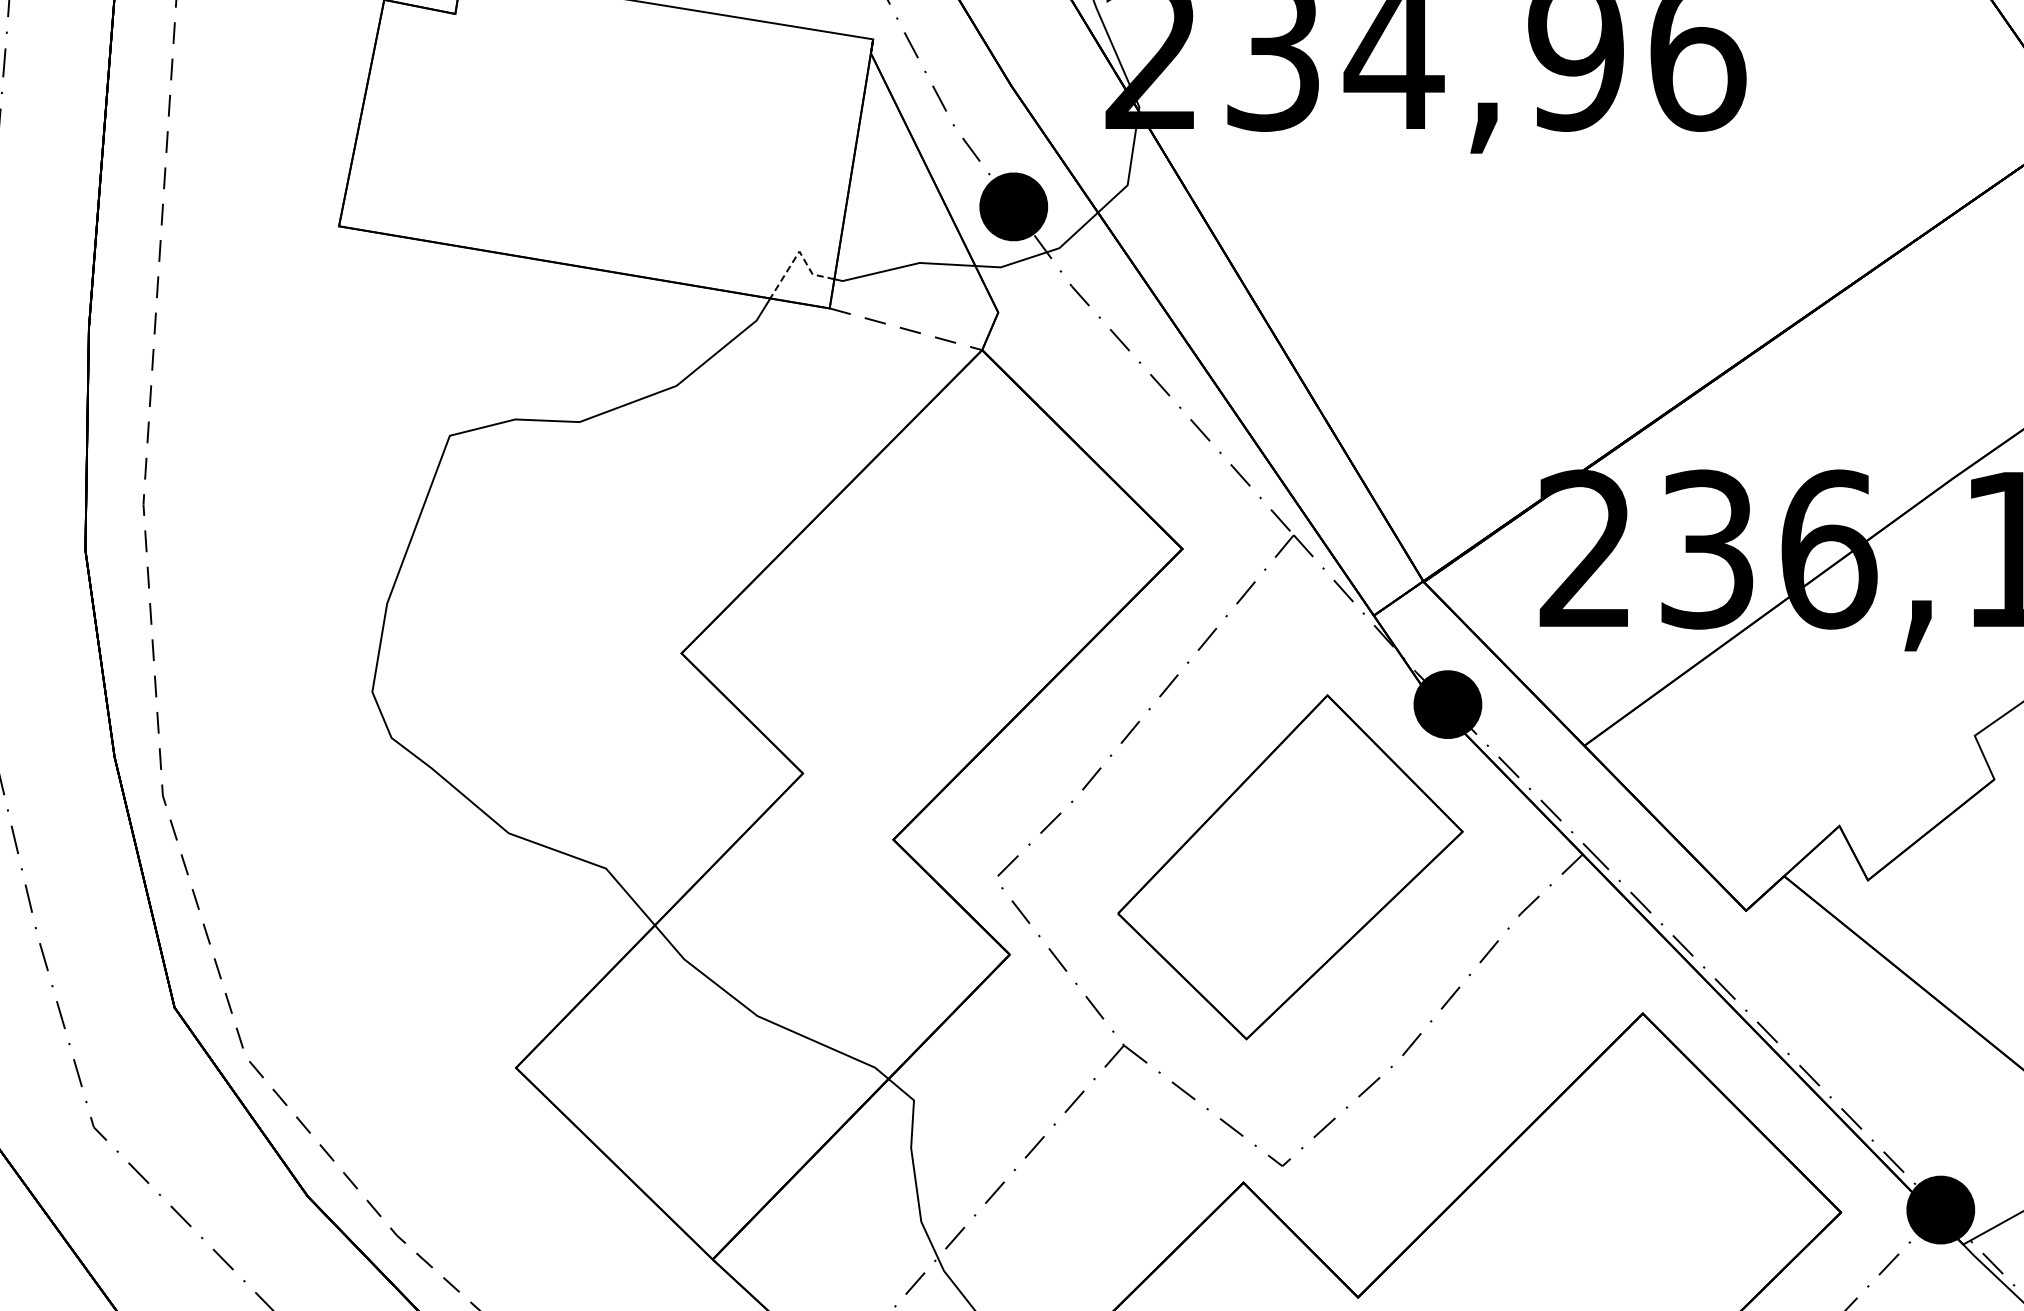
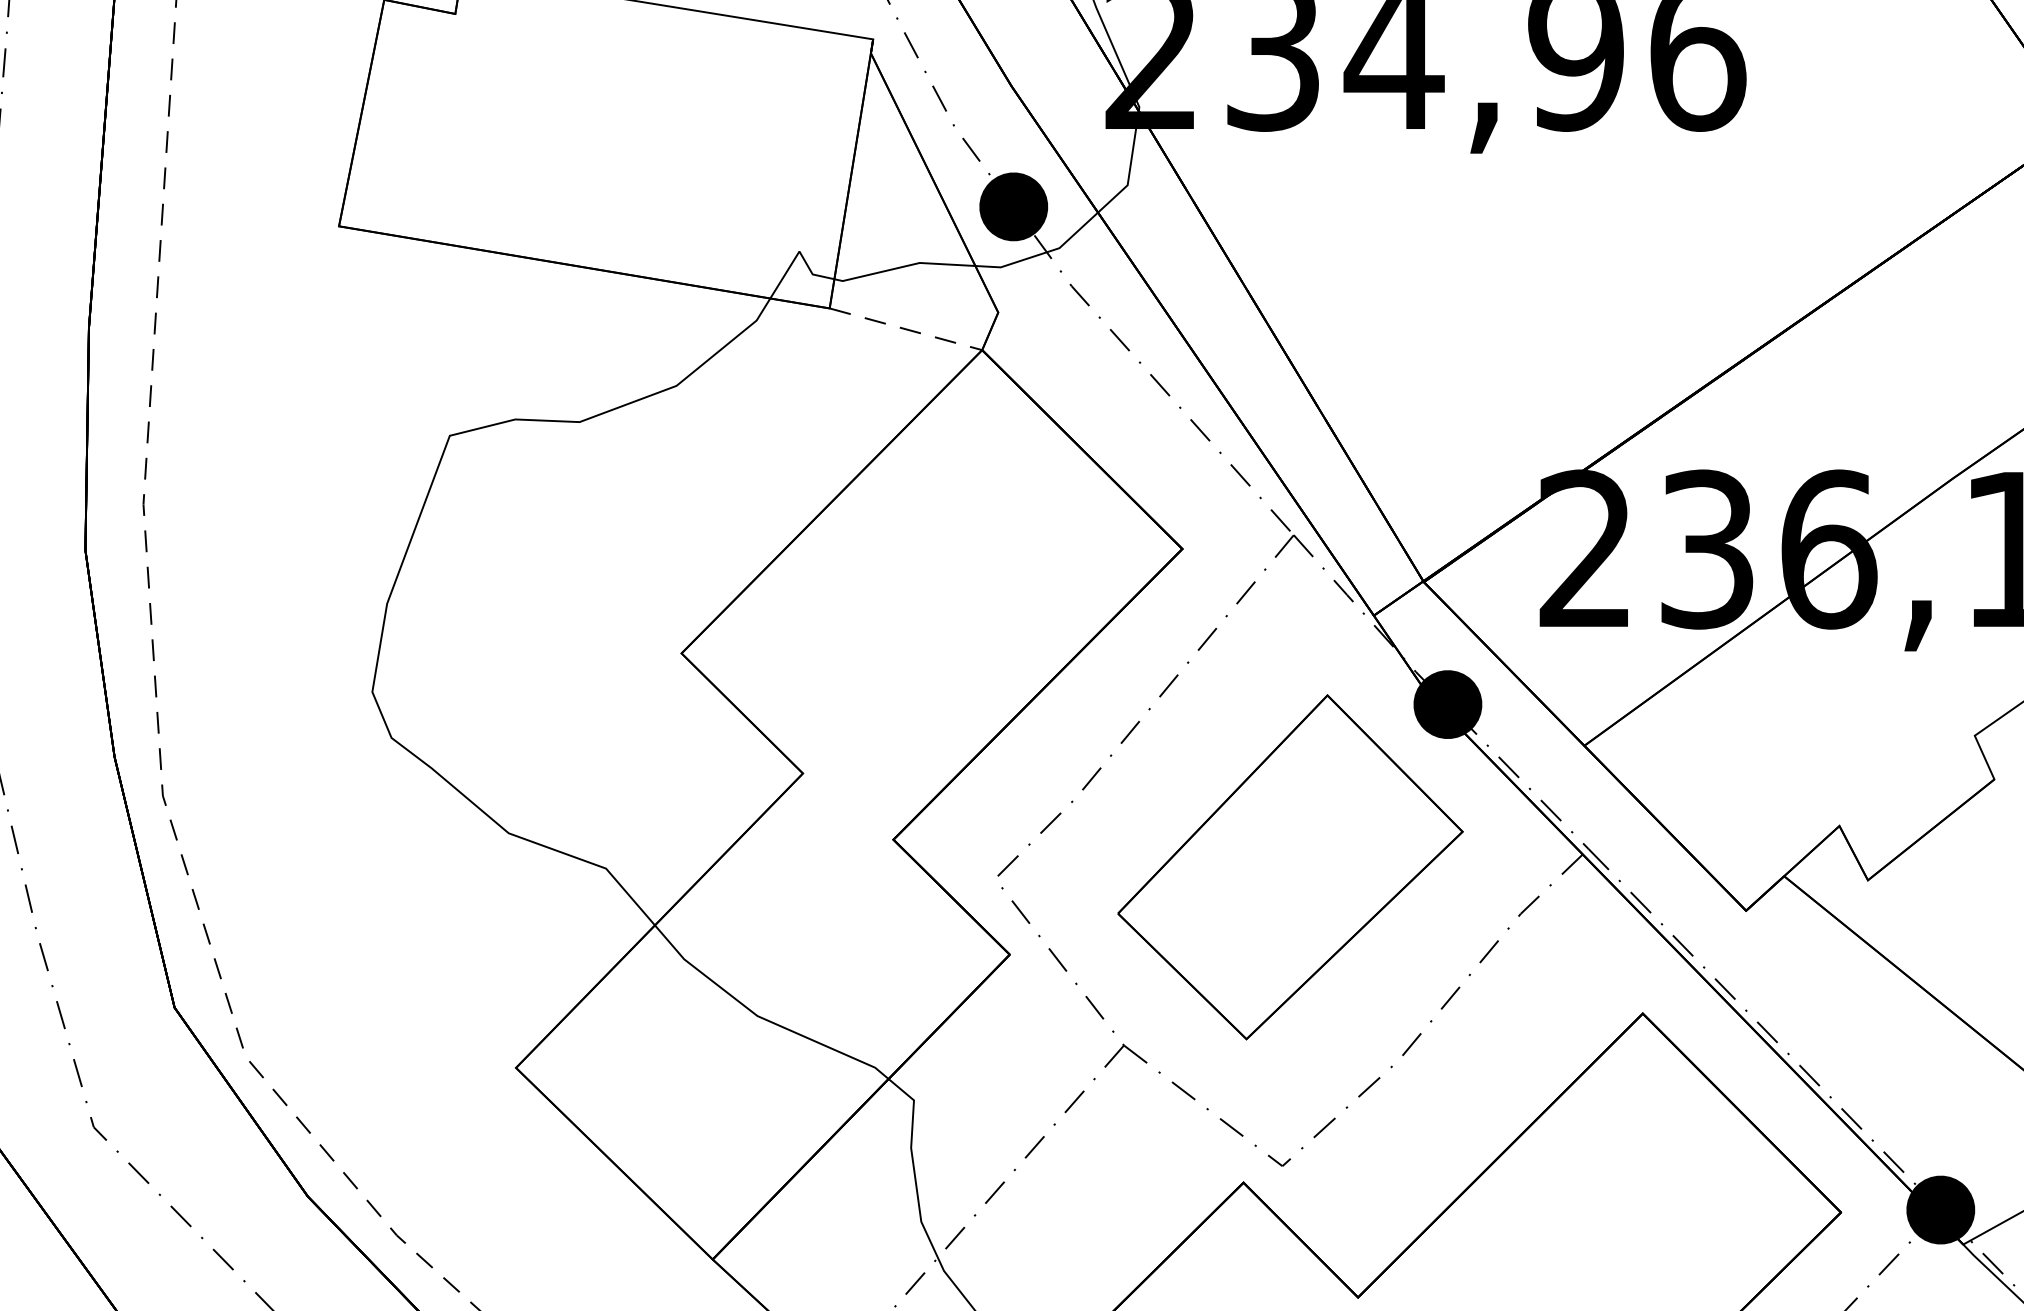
line: dashed -> solid (798, 253)
